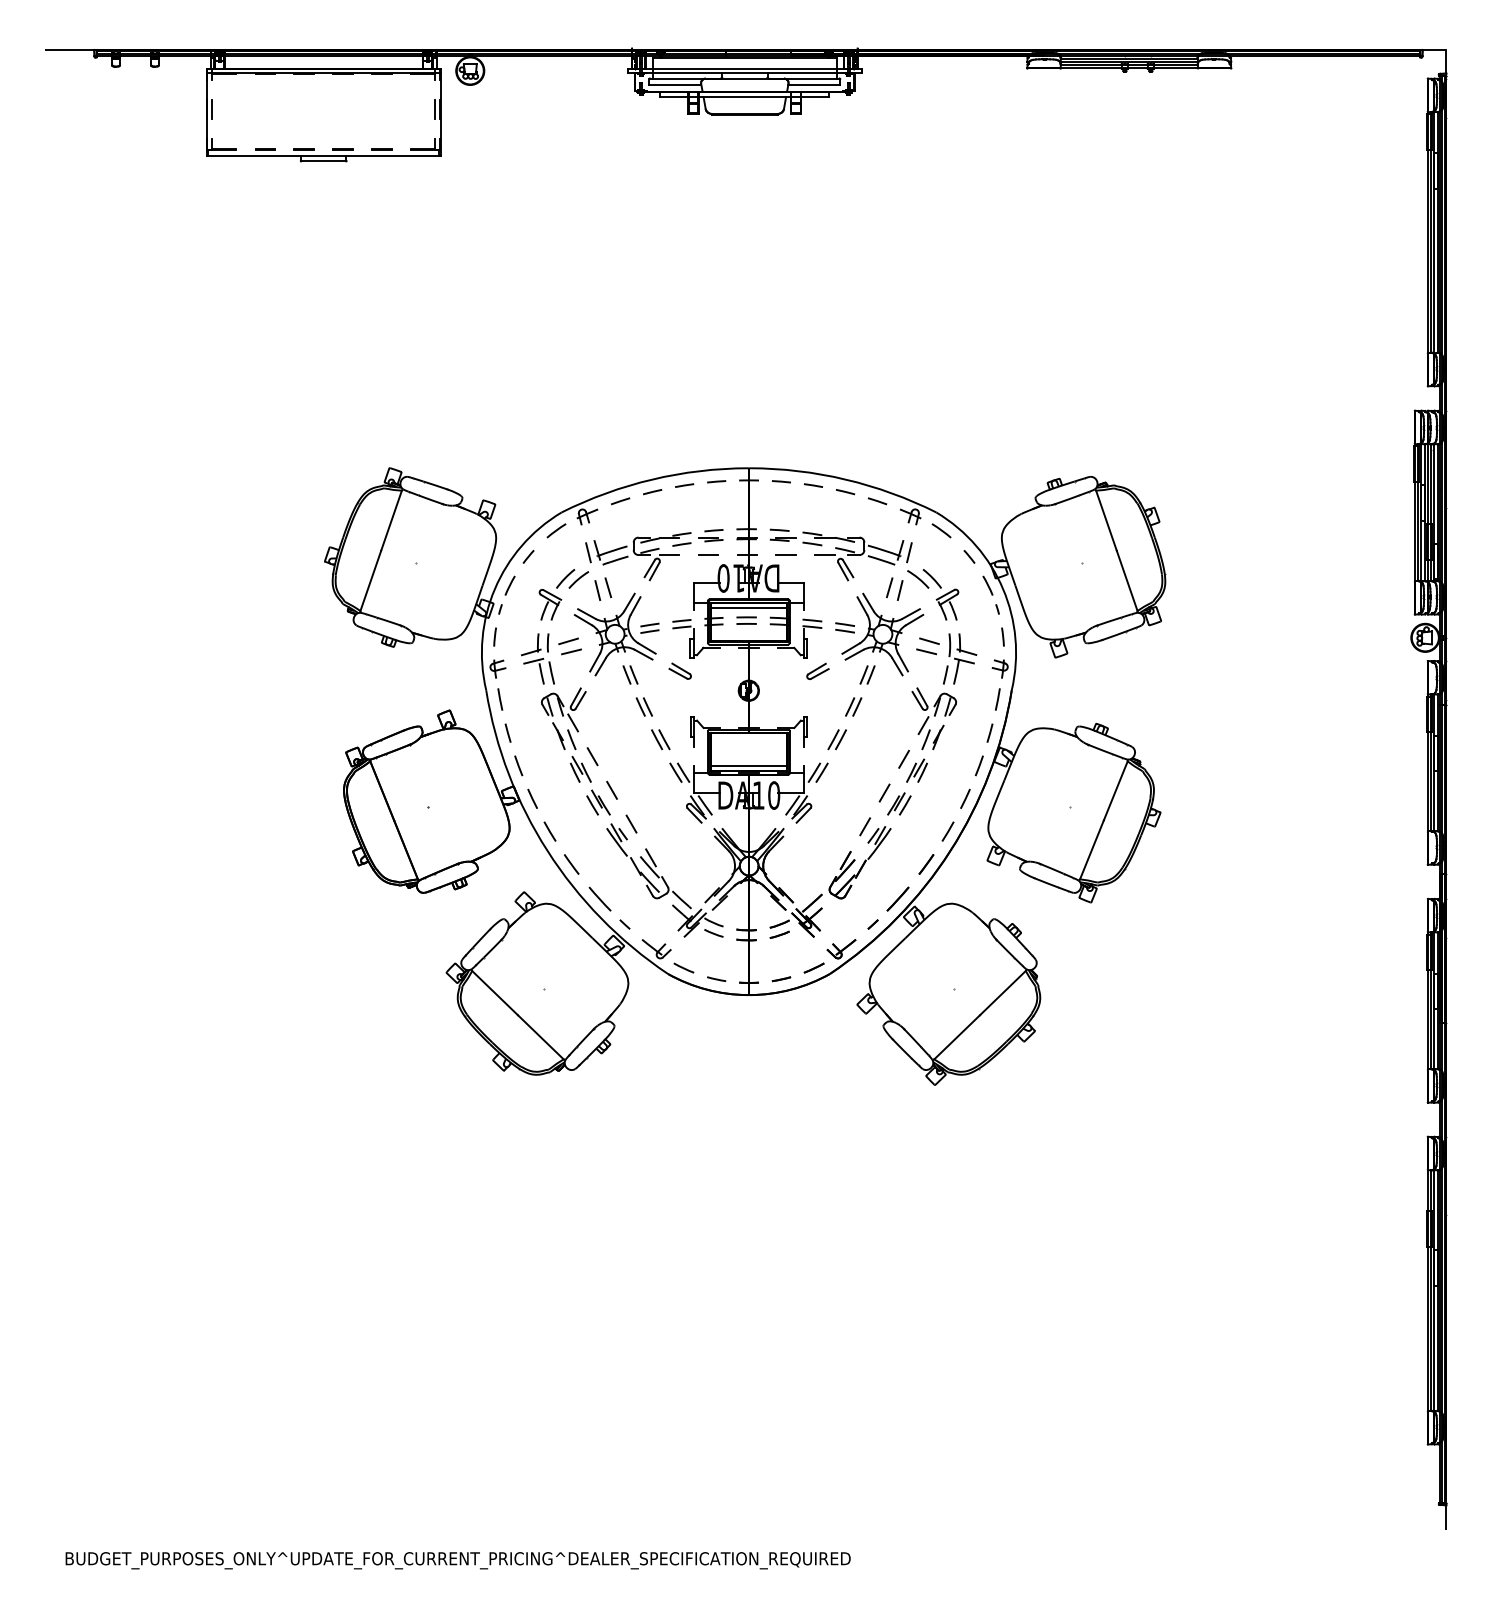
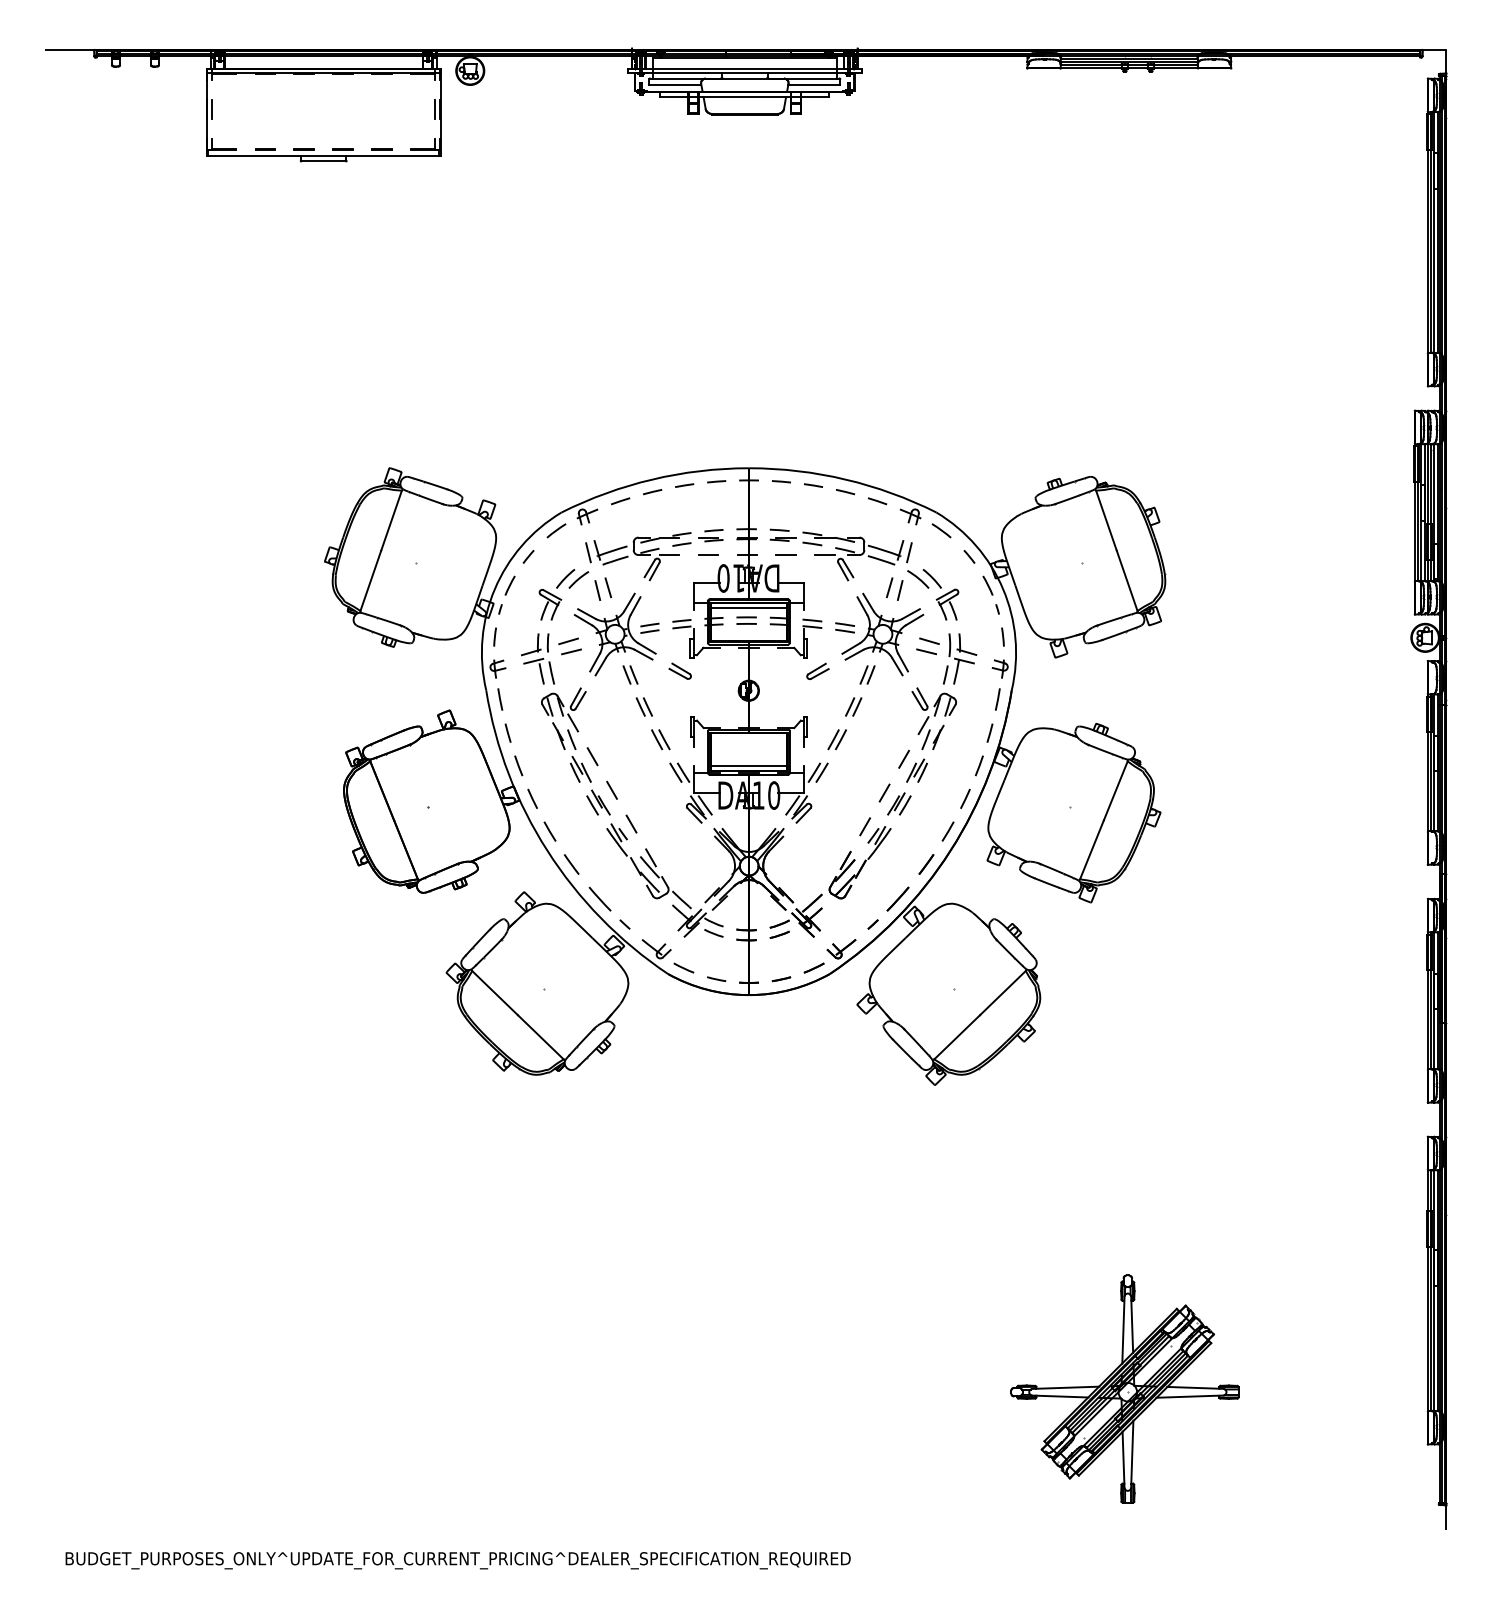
part: none -> present (1124, 1388)
